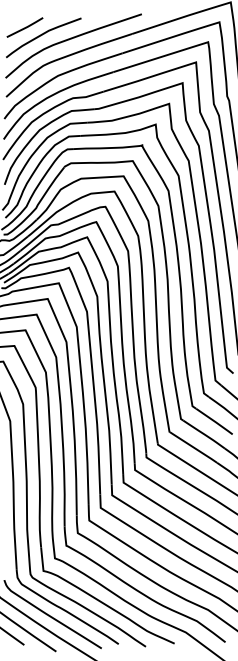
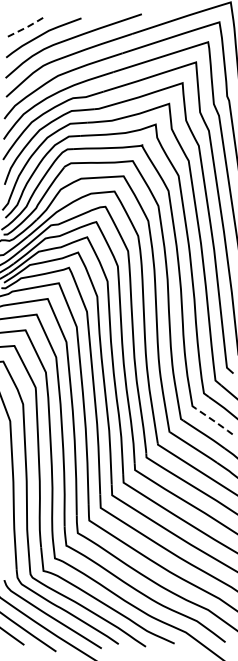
line: solid -> dashed (25, 27)
line: solid -> dashed (215, 421)
